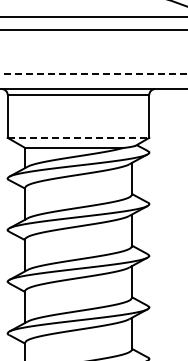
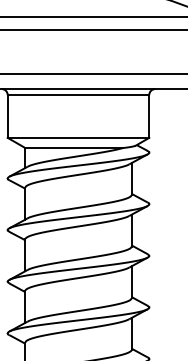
line: dashed -> solid (93, 74)
line: dashed -> solid (78, 137)
